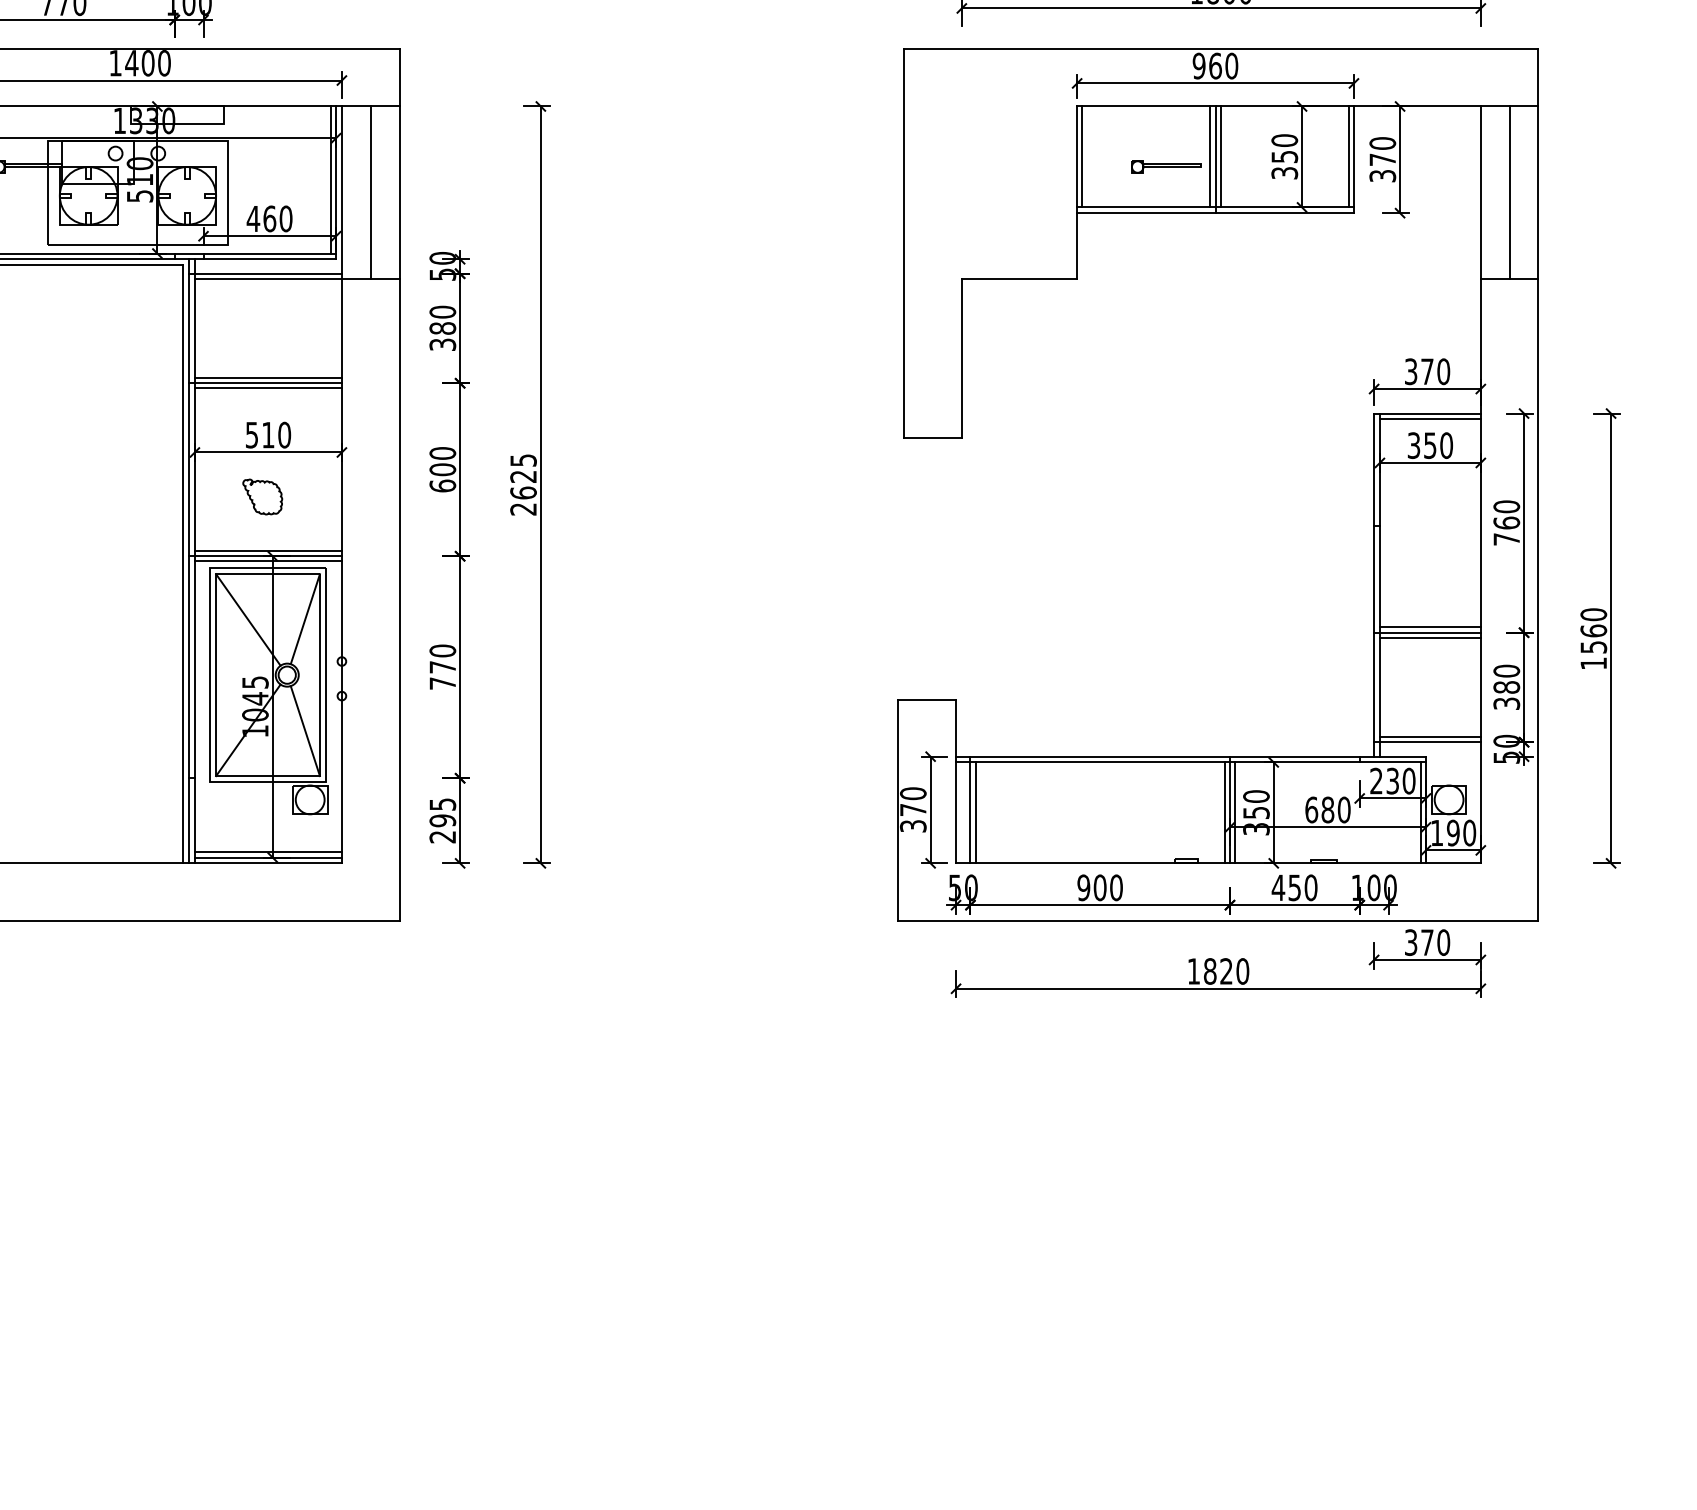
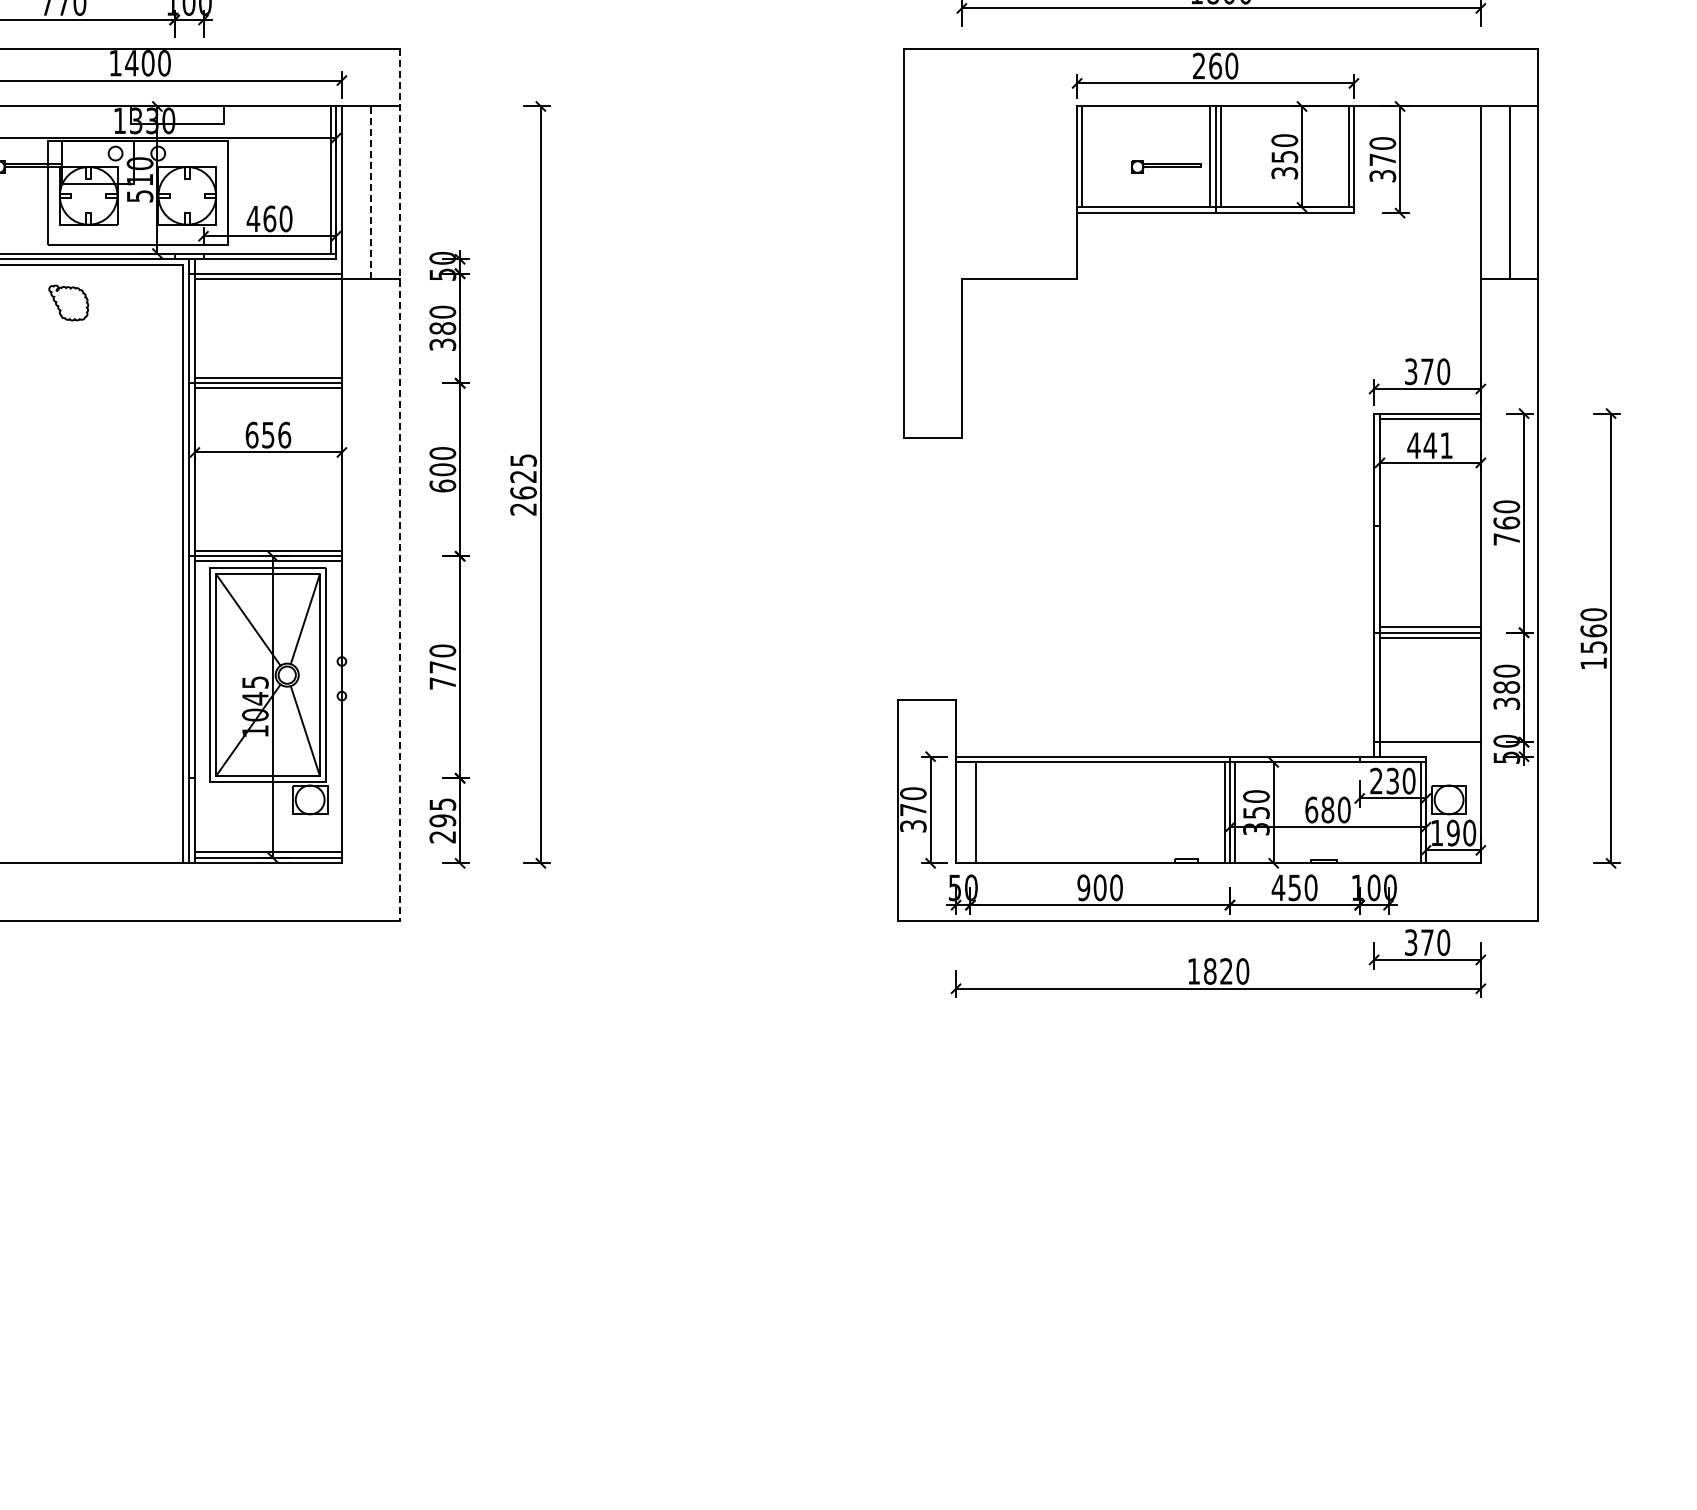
text: 960 -> 260 (1198, 65)
line: solid -> dashed (370, 192)
text: 510 -> 656 (268, 434)
text: 350 -> 441 (1430, 445)
line: solid -> dashed (399, 485)
part position: (262, 496) -> (68, 302) (68, 302)
line: present -> none (1429, 737)
line: present -> none (970, 809)
